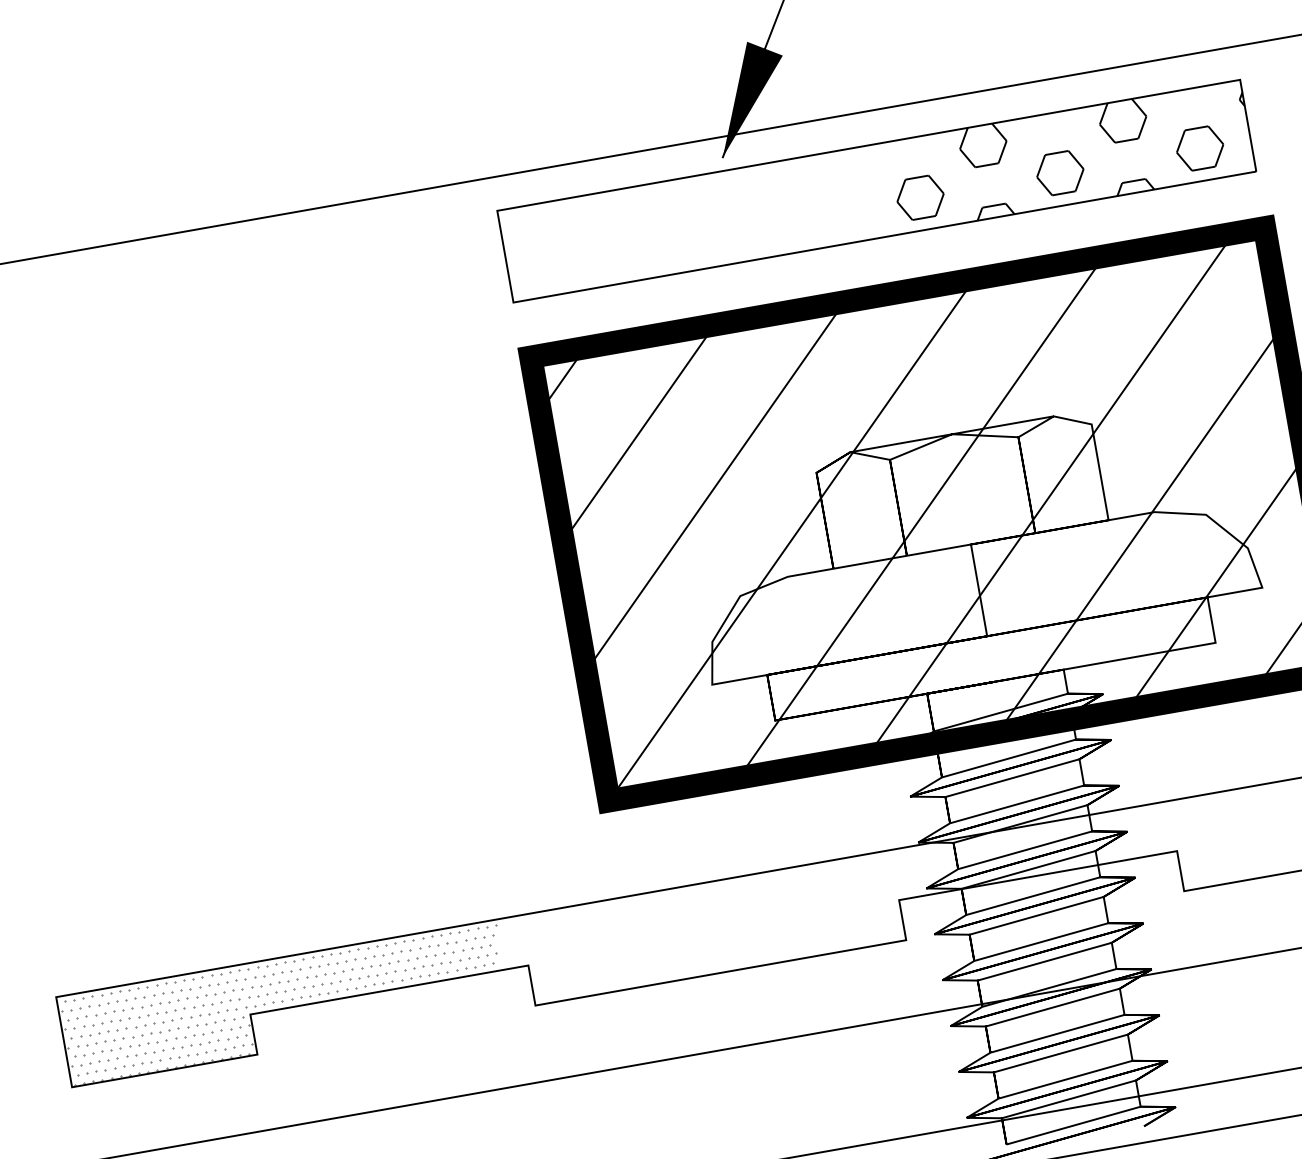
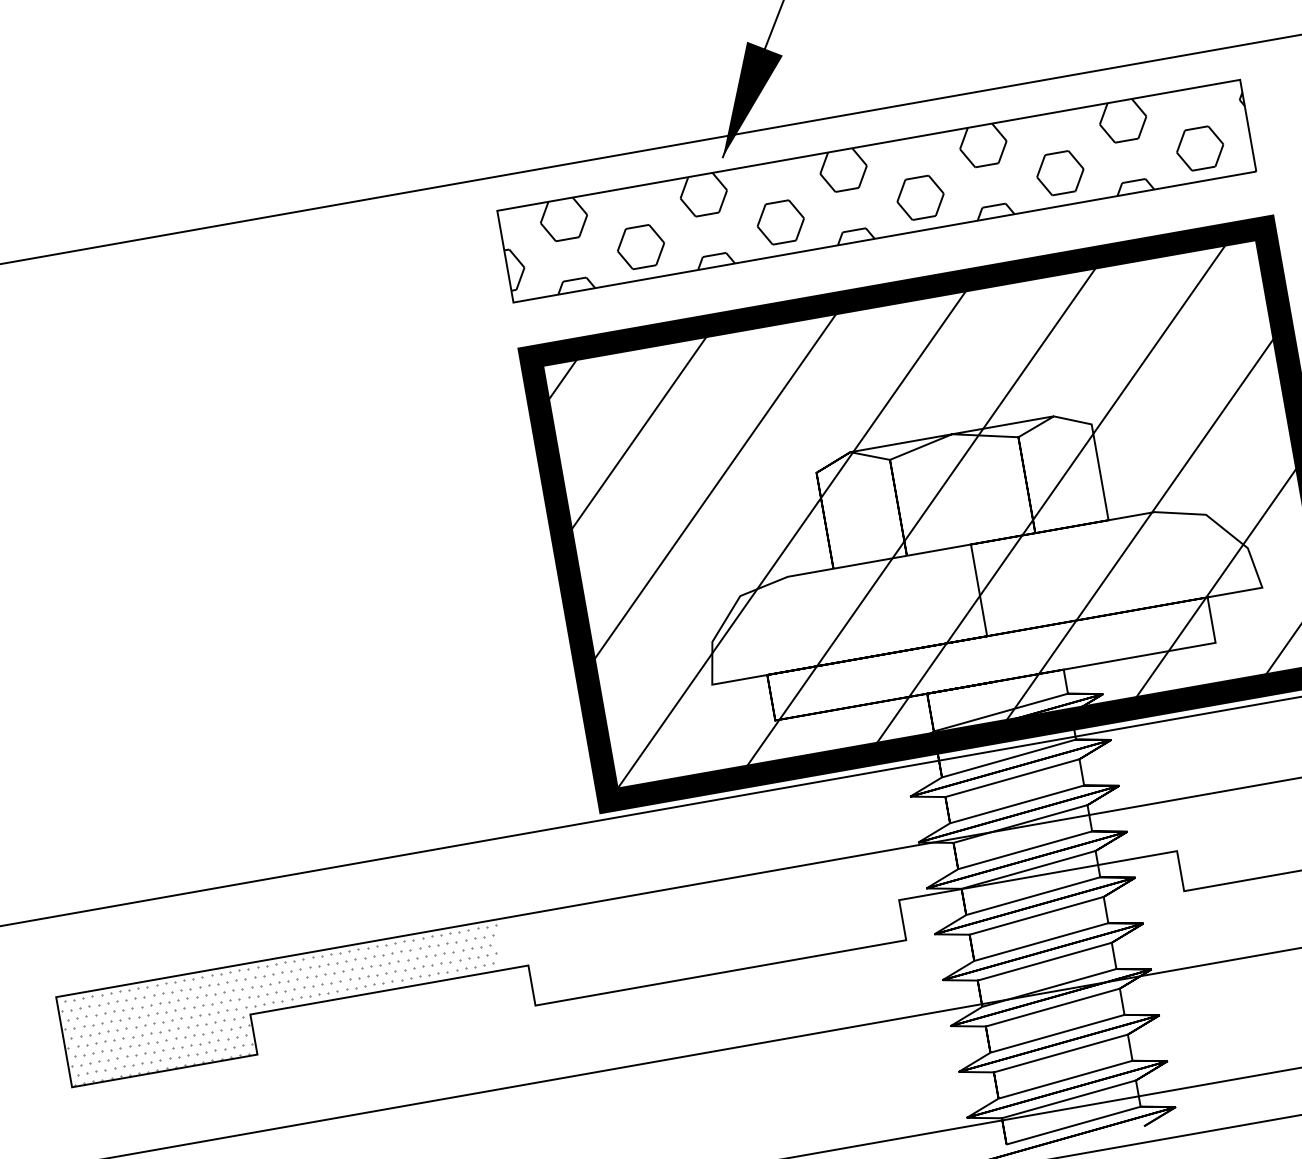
hatch: none -> present (689, 221)
line: none -> present (650, 811)
